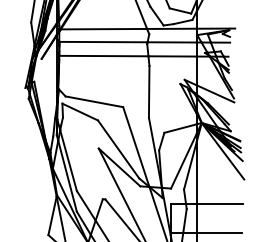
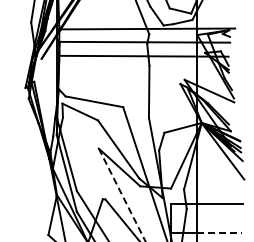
line: solid -> dashed (122, 195)
line: solid -> dashed (219, 232)
